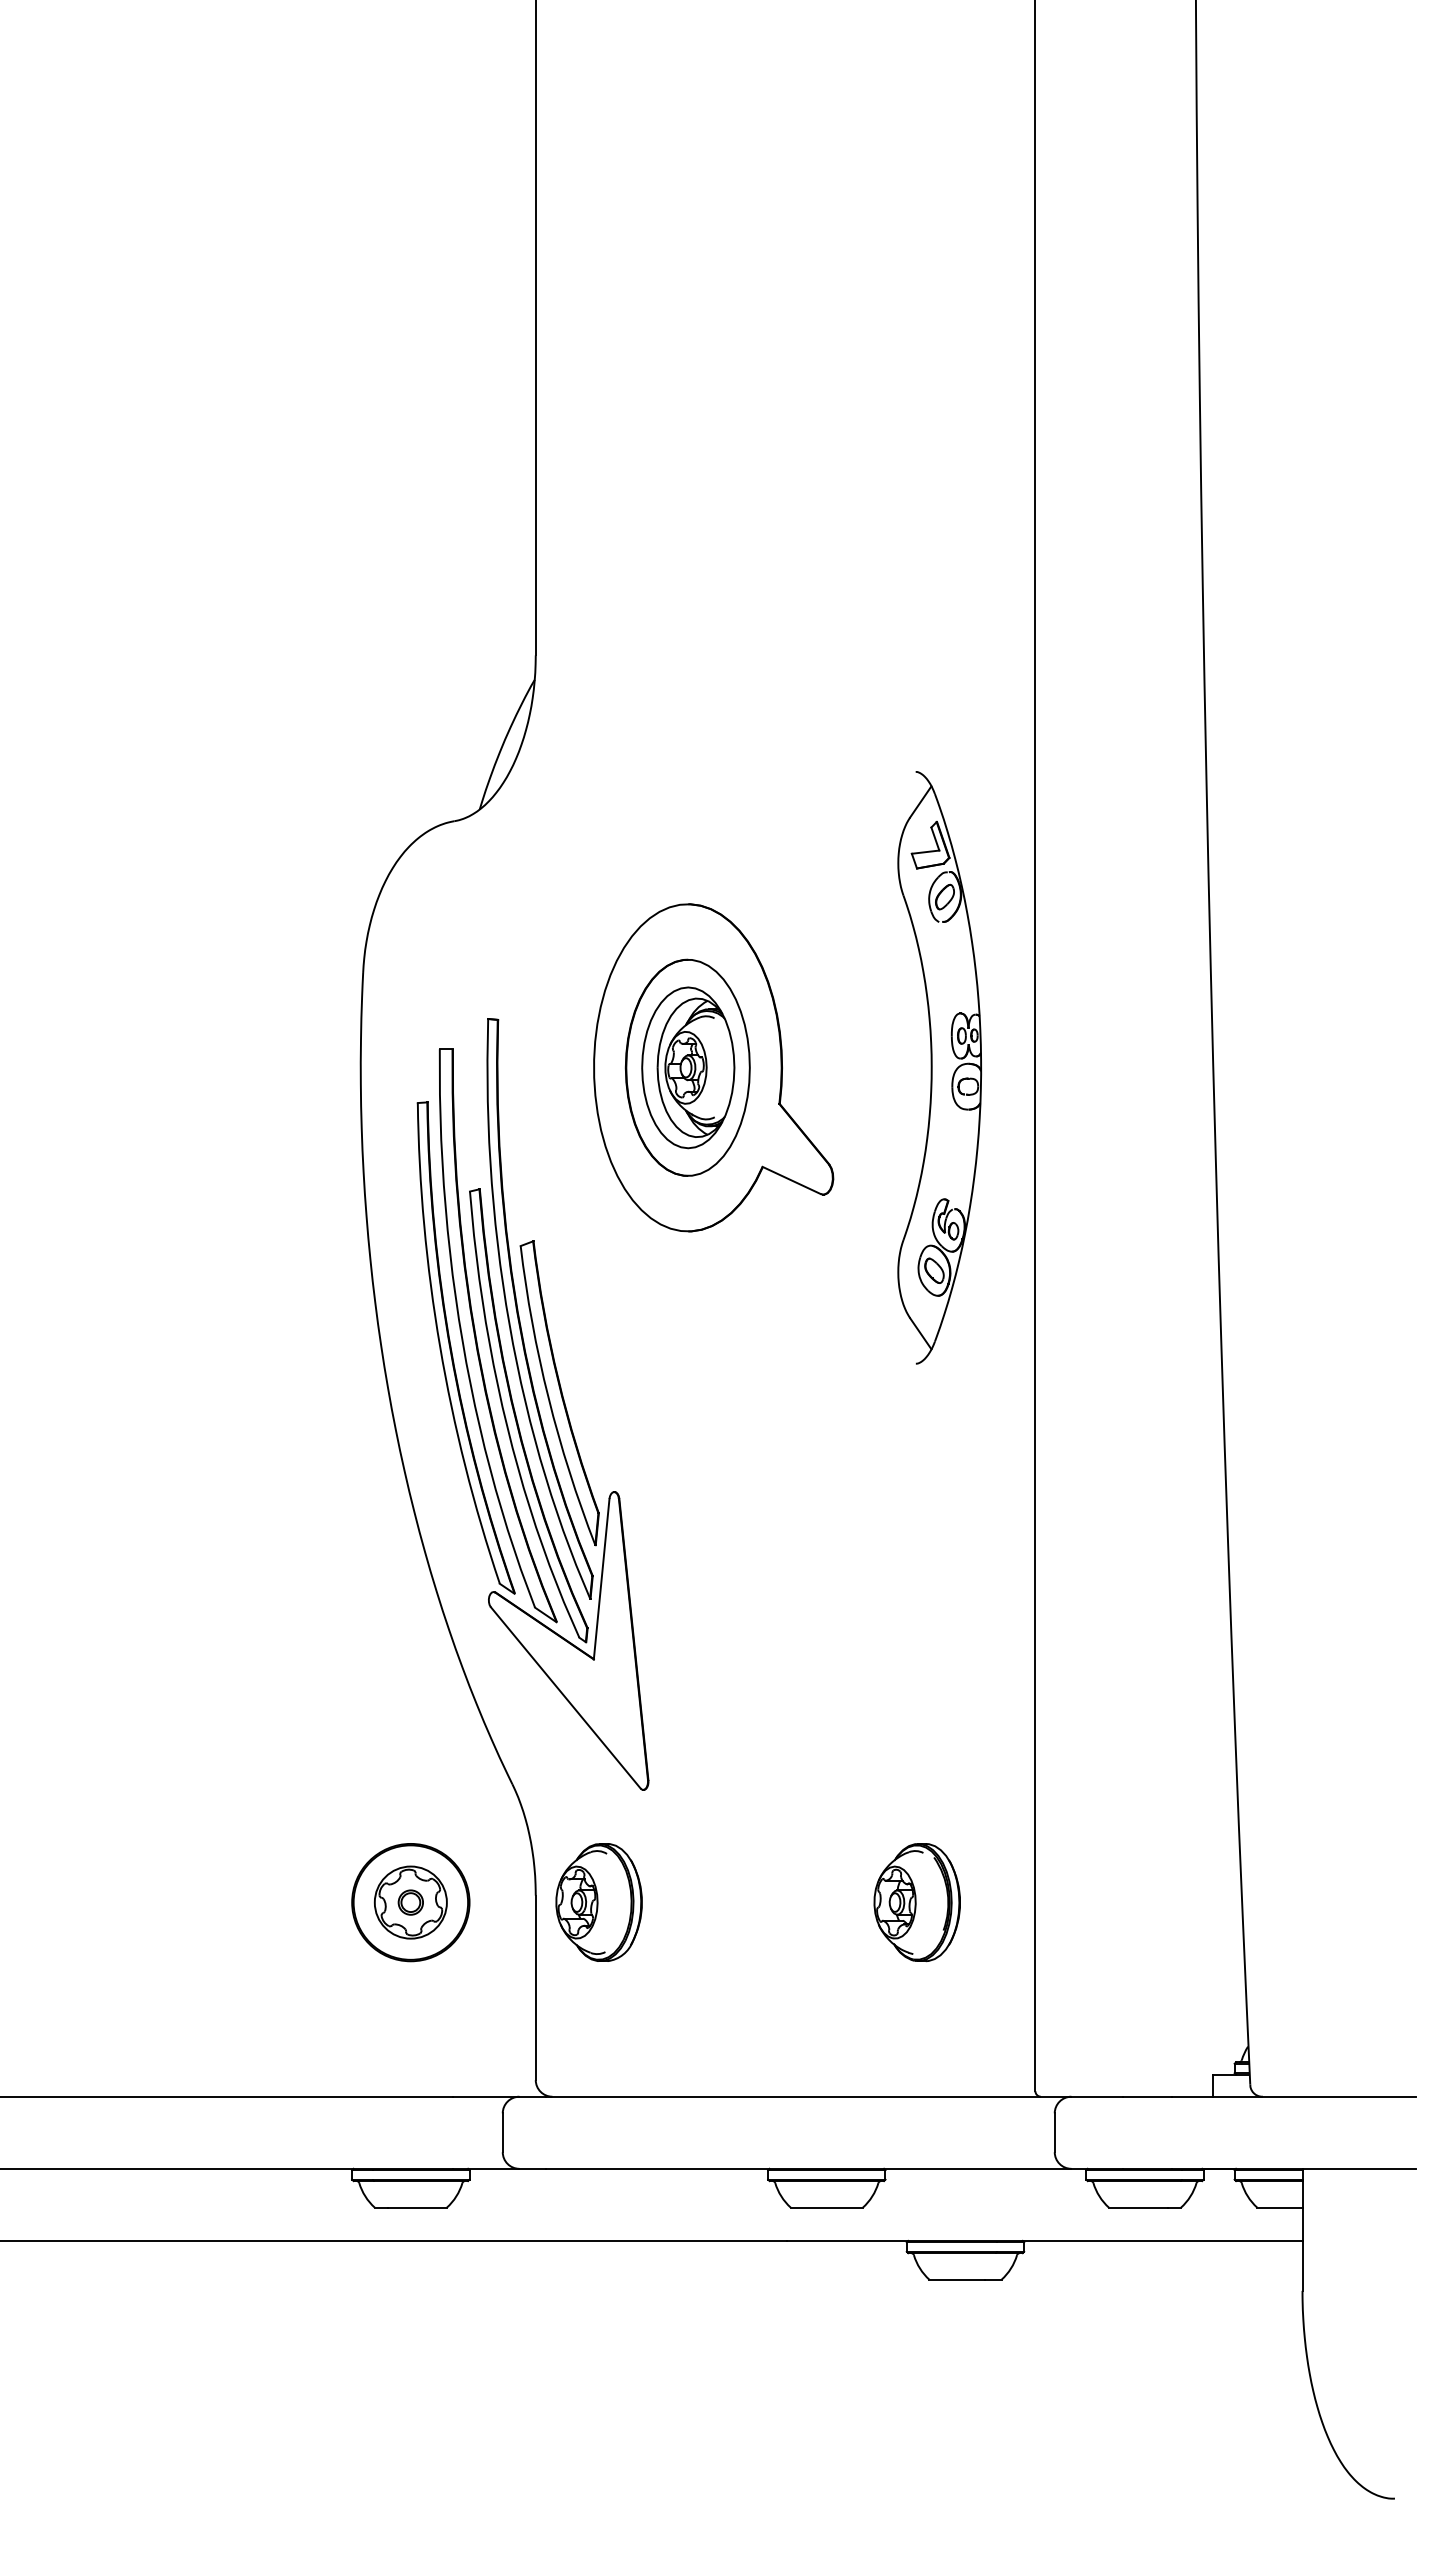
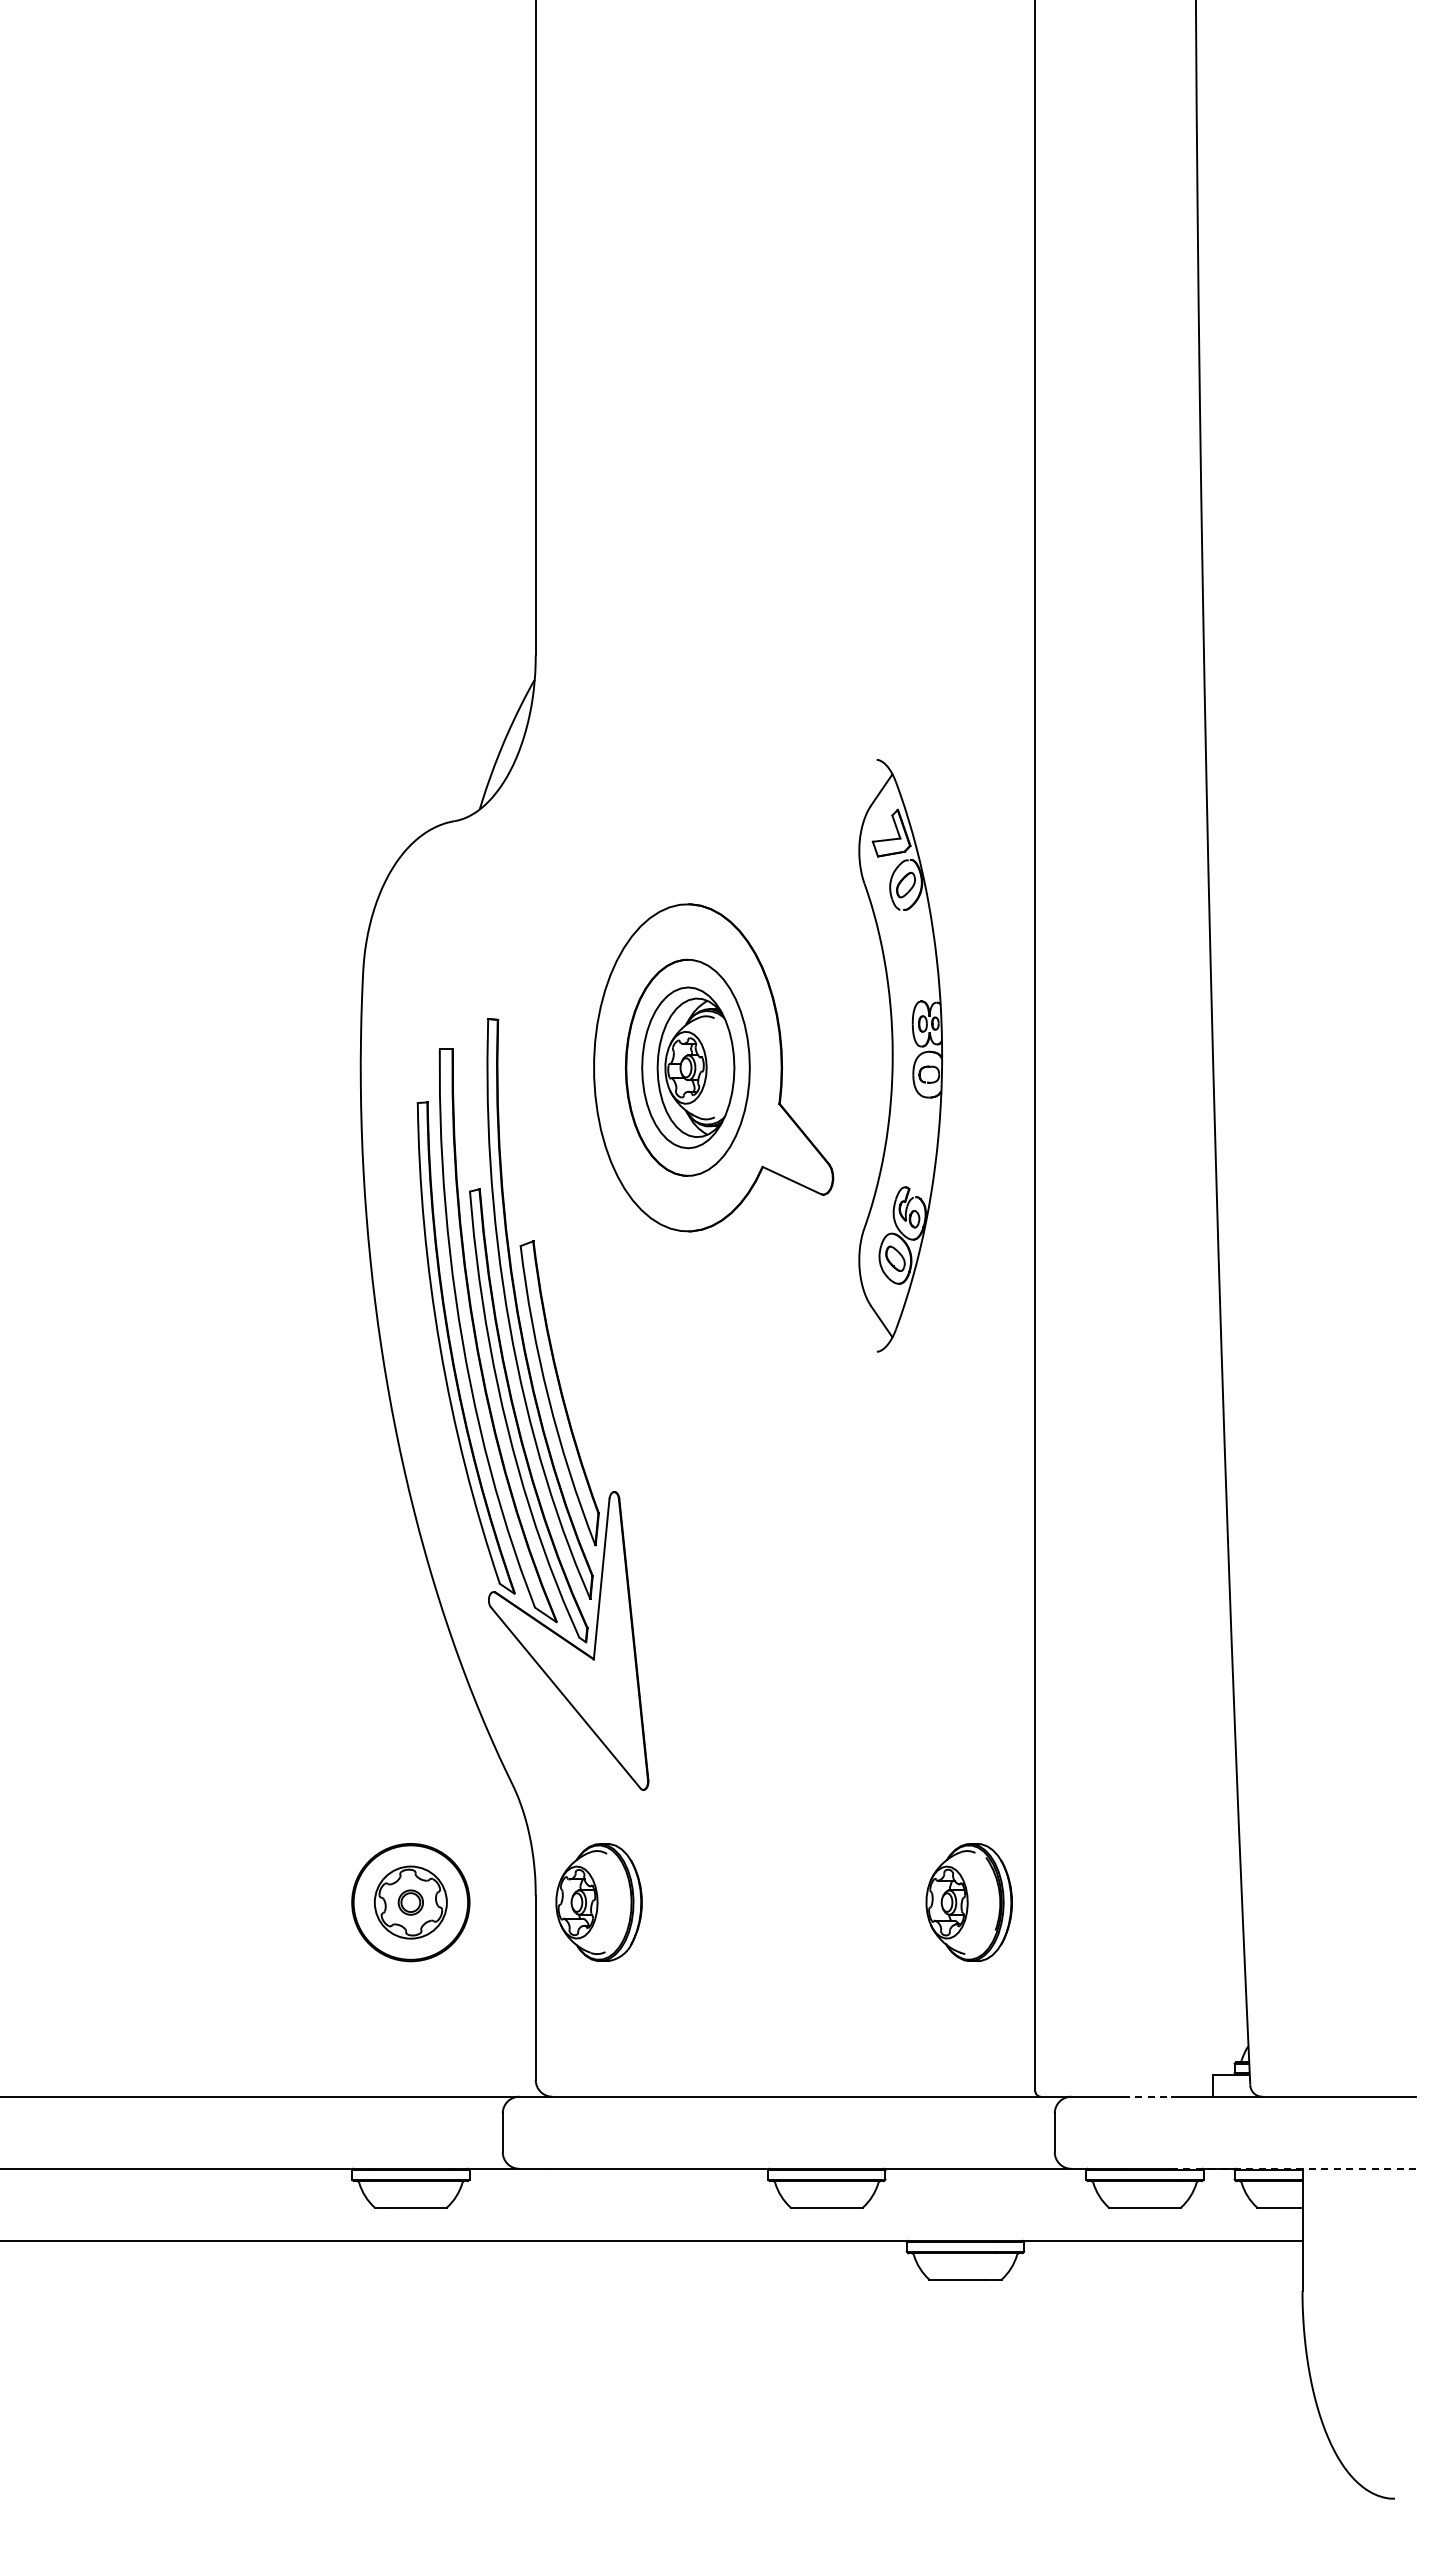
part position: (939, 1067) -> (900, 1055) (900, 1055)
part position: (916, 1902) -> (968, 1902) (968, 1902)
line: solid -> dashed (1147, 2096)
line: solid -> dashed (1294, 2168)
